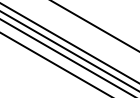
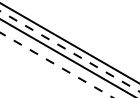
line: present -> none (94, 26)
line: solid -> dashed (70, 51)
line: solid -> dashed (56, 65)
